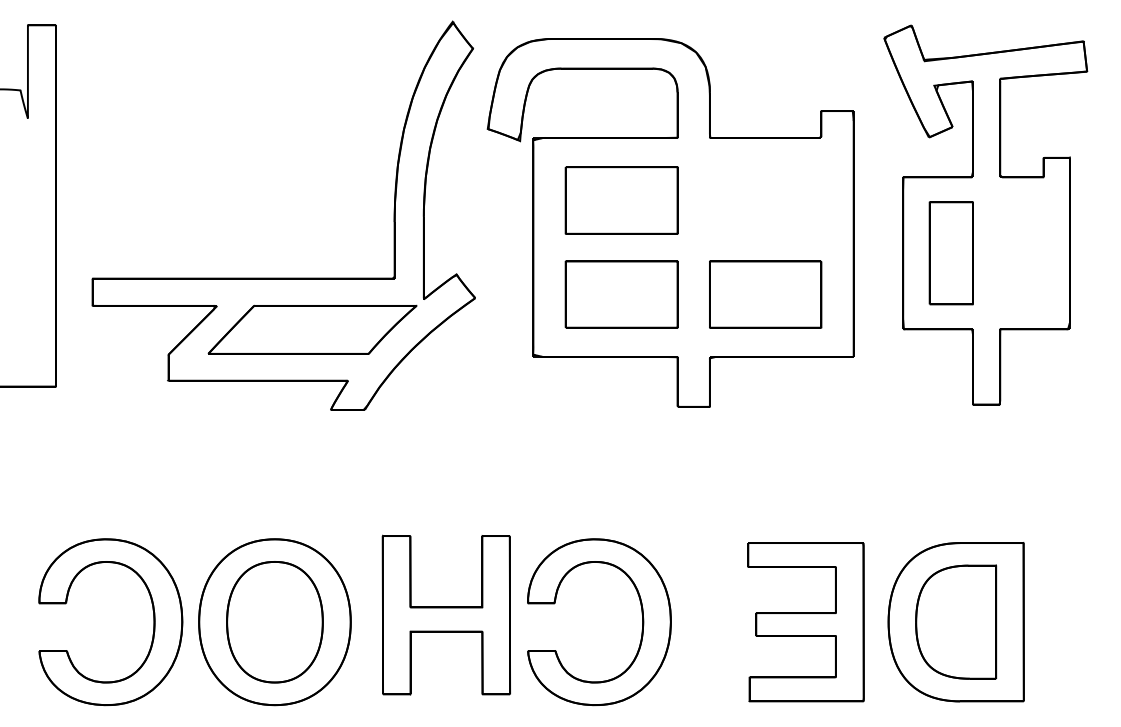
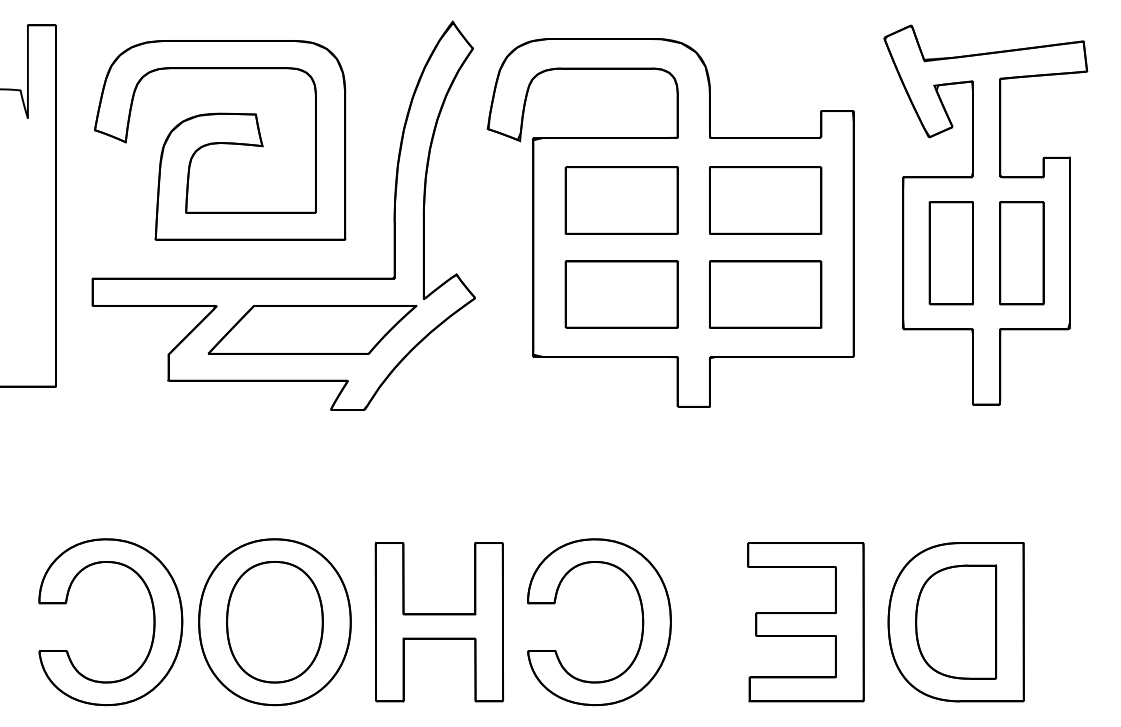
part: none -> present (220, 140)
part: none -> present (765, 200)
part: none -> present (1021, 253)
part position: (445, 614) -> (438, 621) (438, 621)
